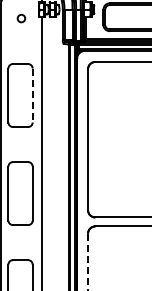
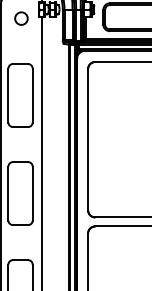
circle size: 11x11 px -> 15x15 px (21, 18)
line: dashed -> solid (32, 95)
line: dashed -> solid (88, 262)
